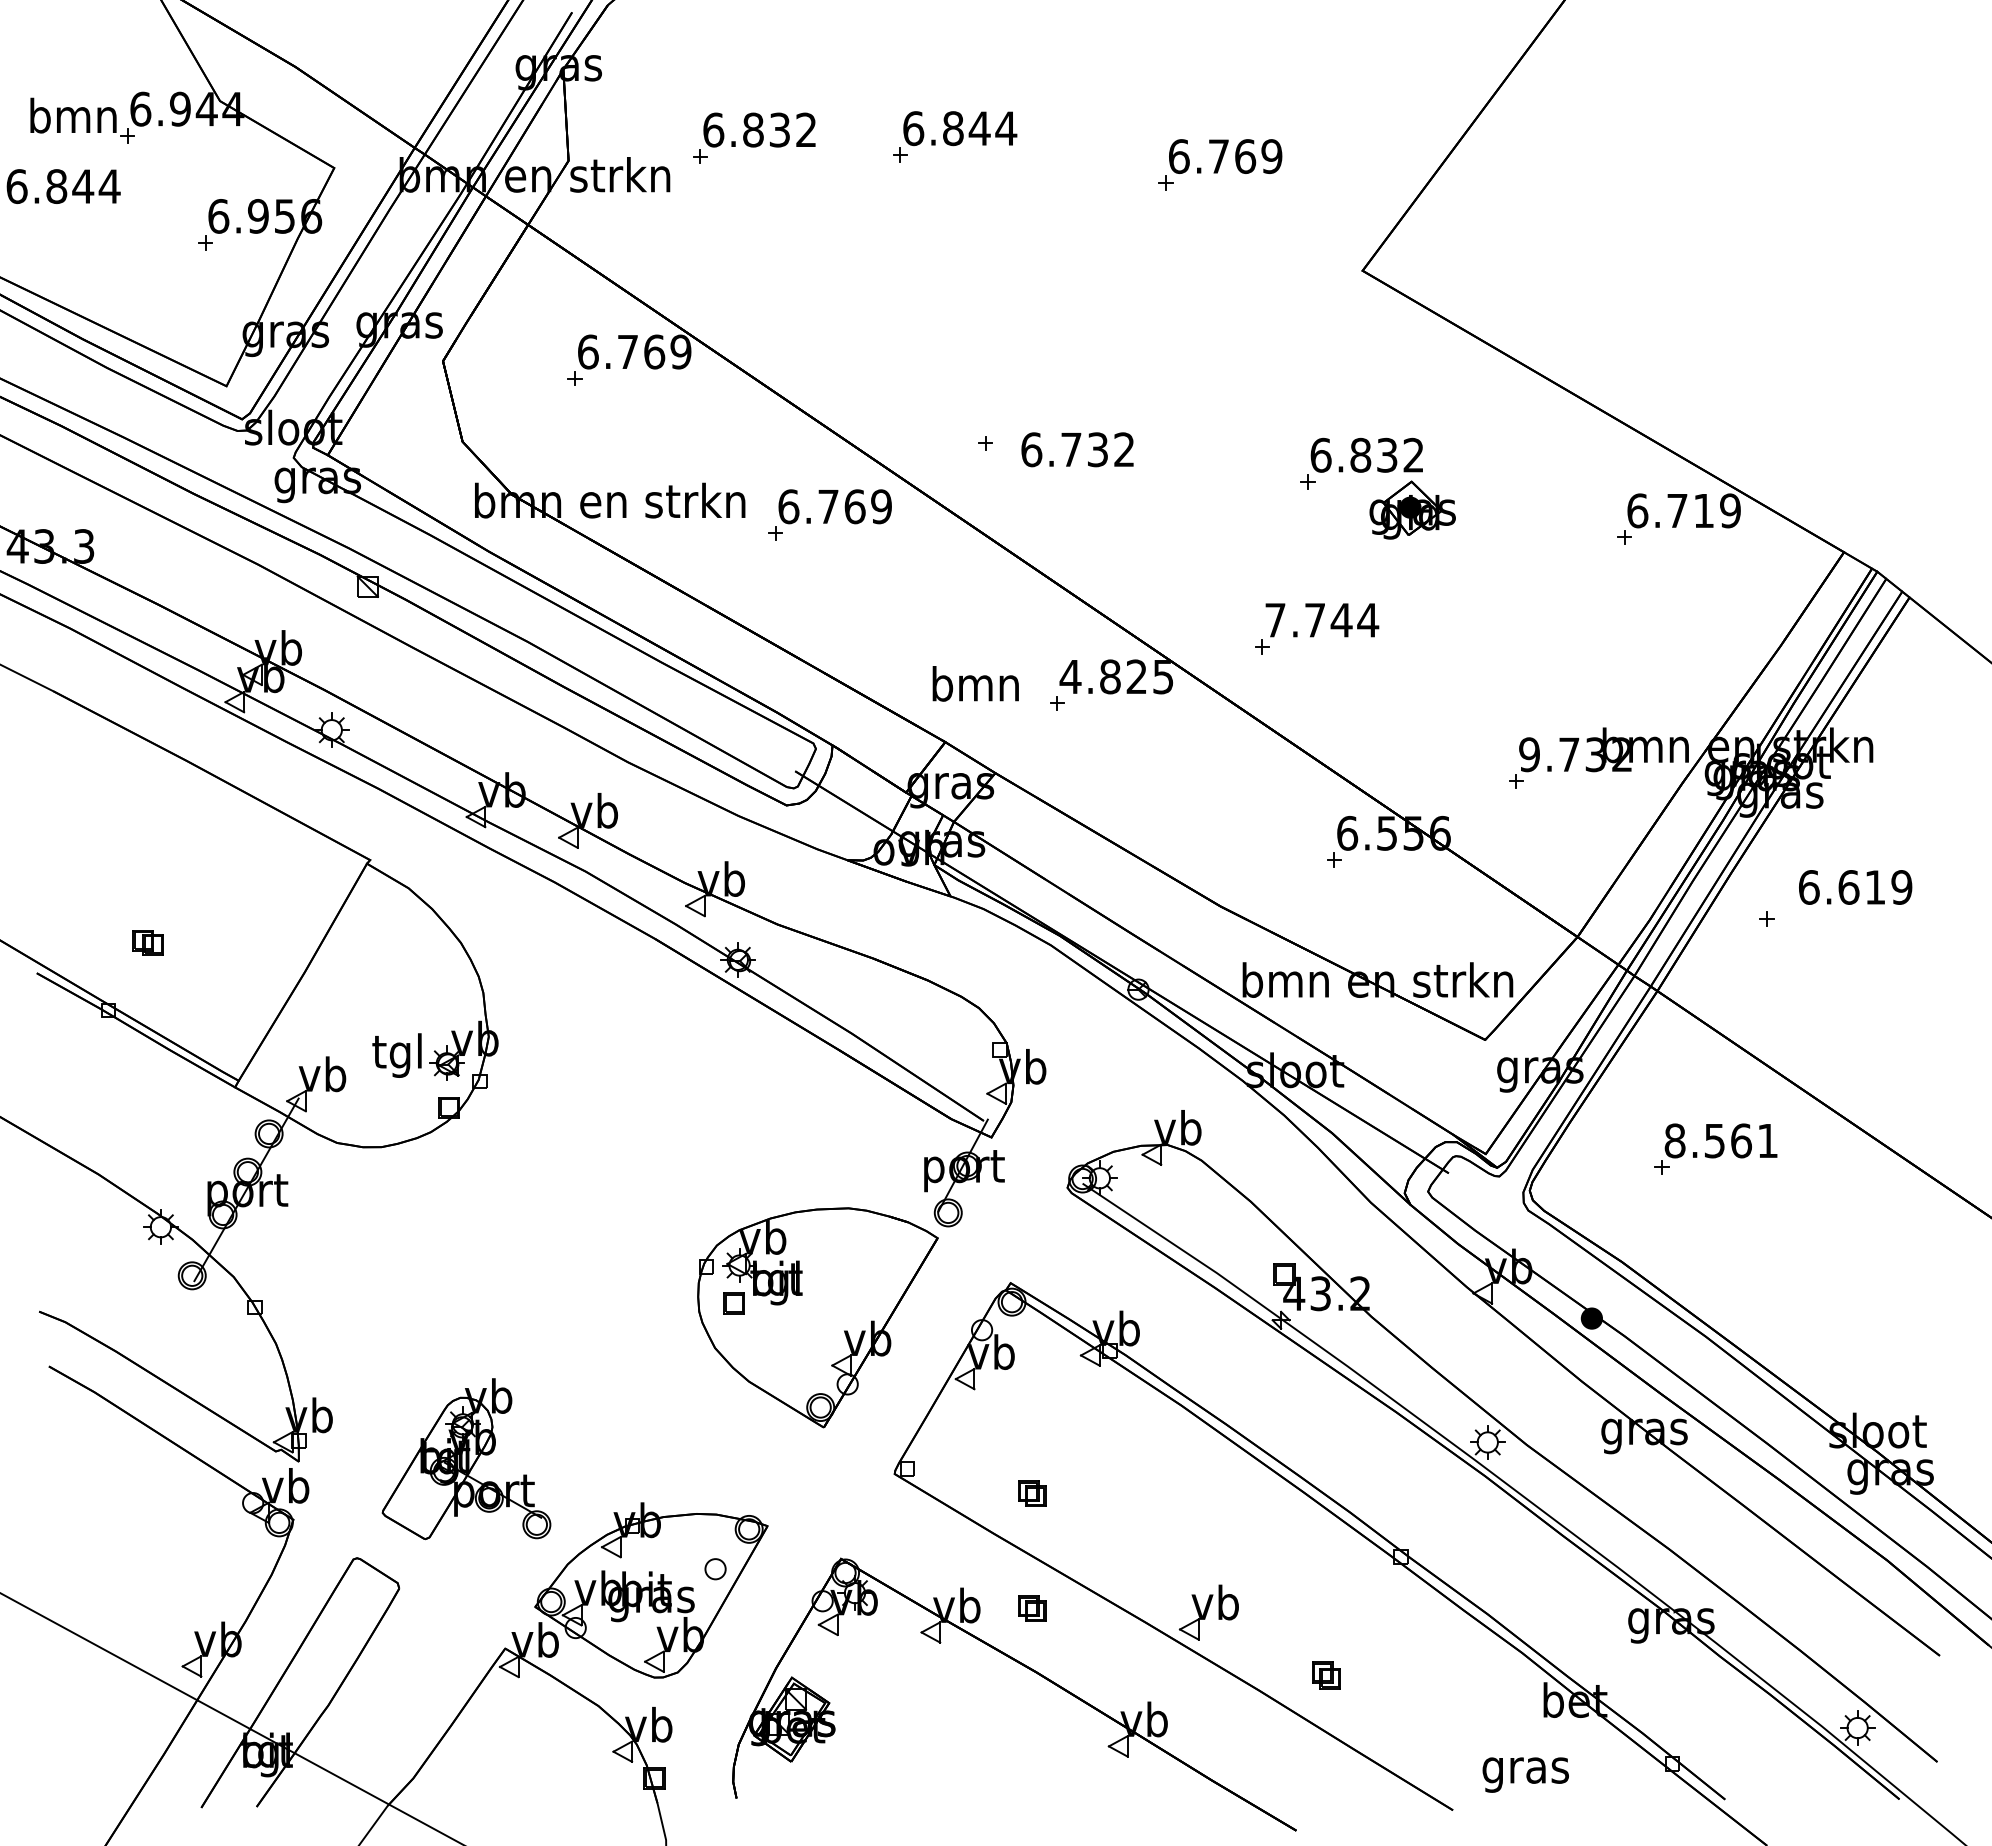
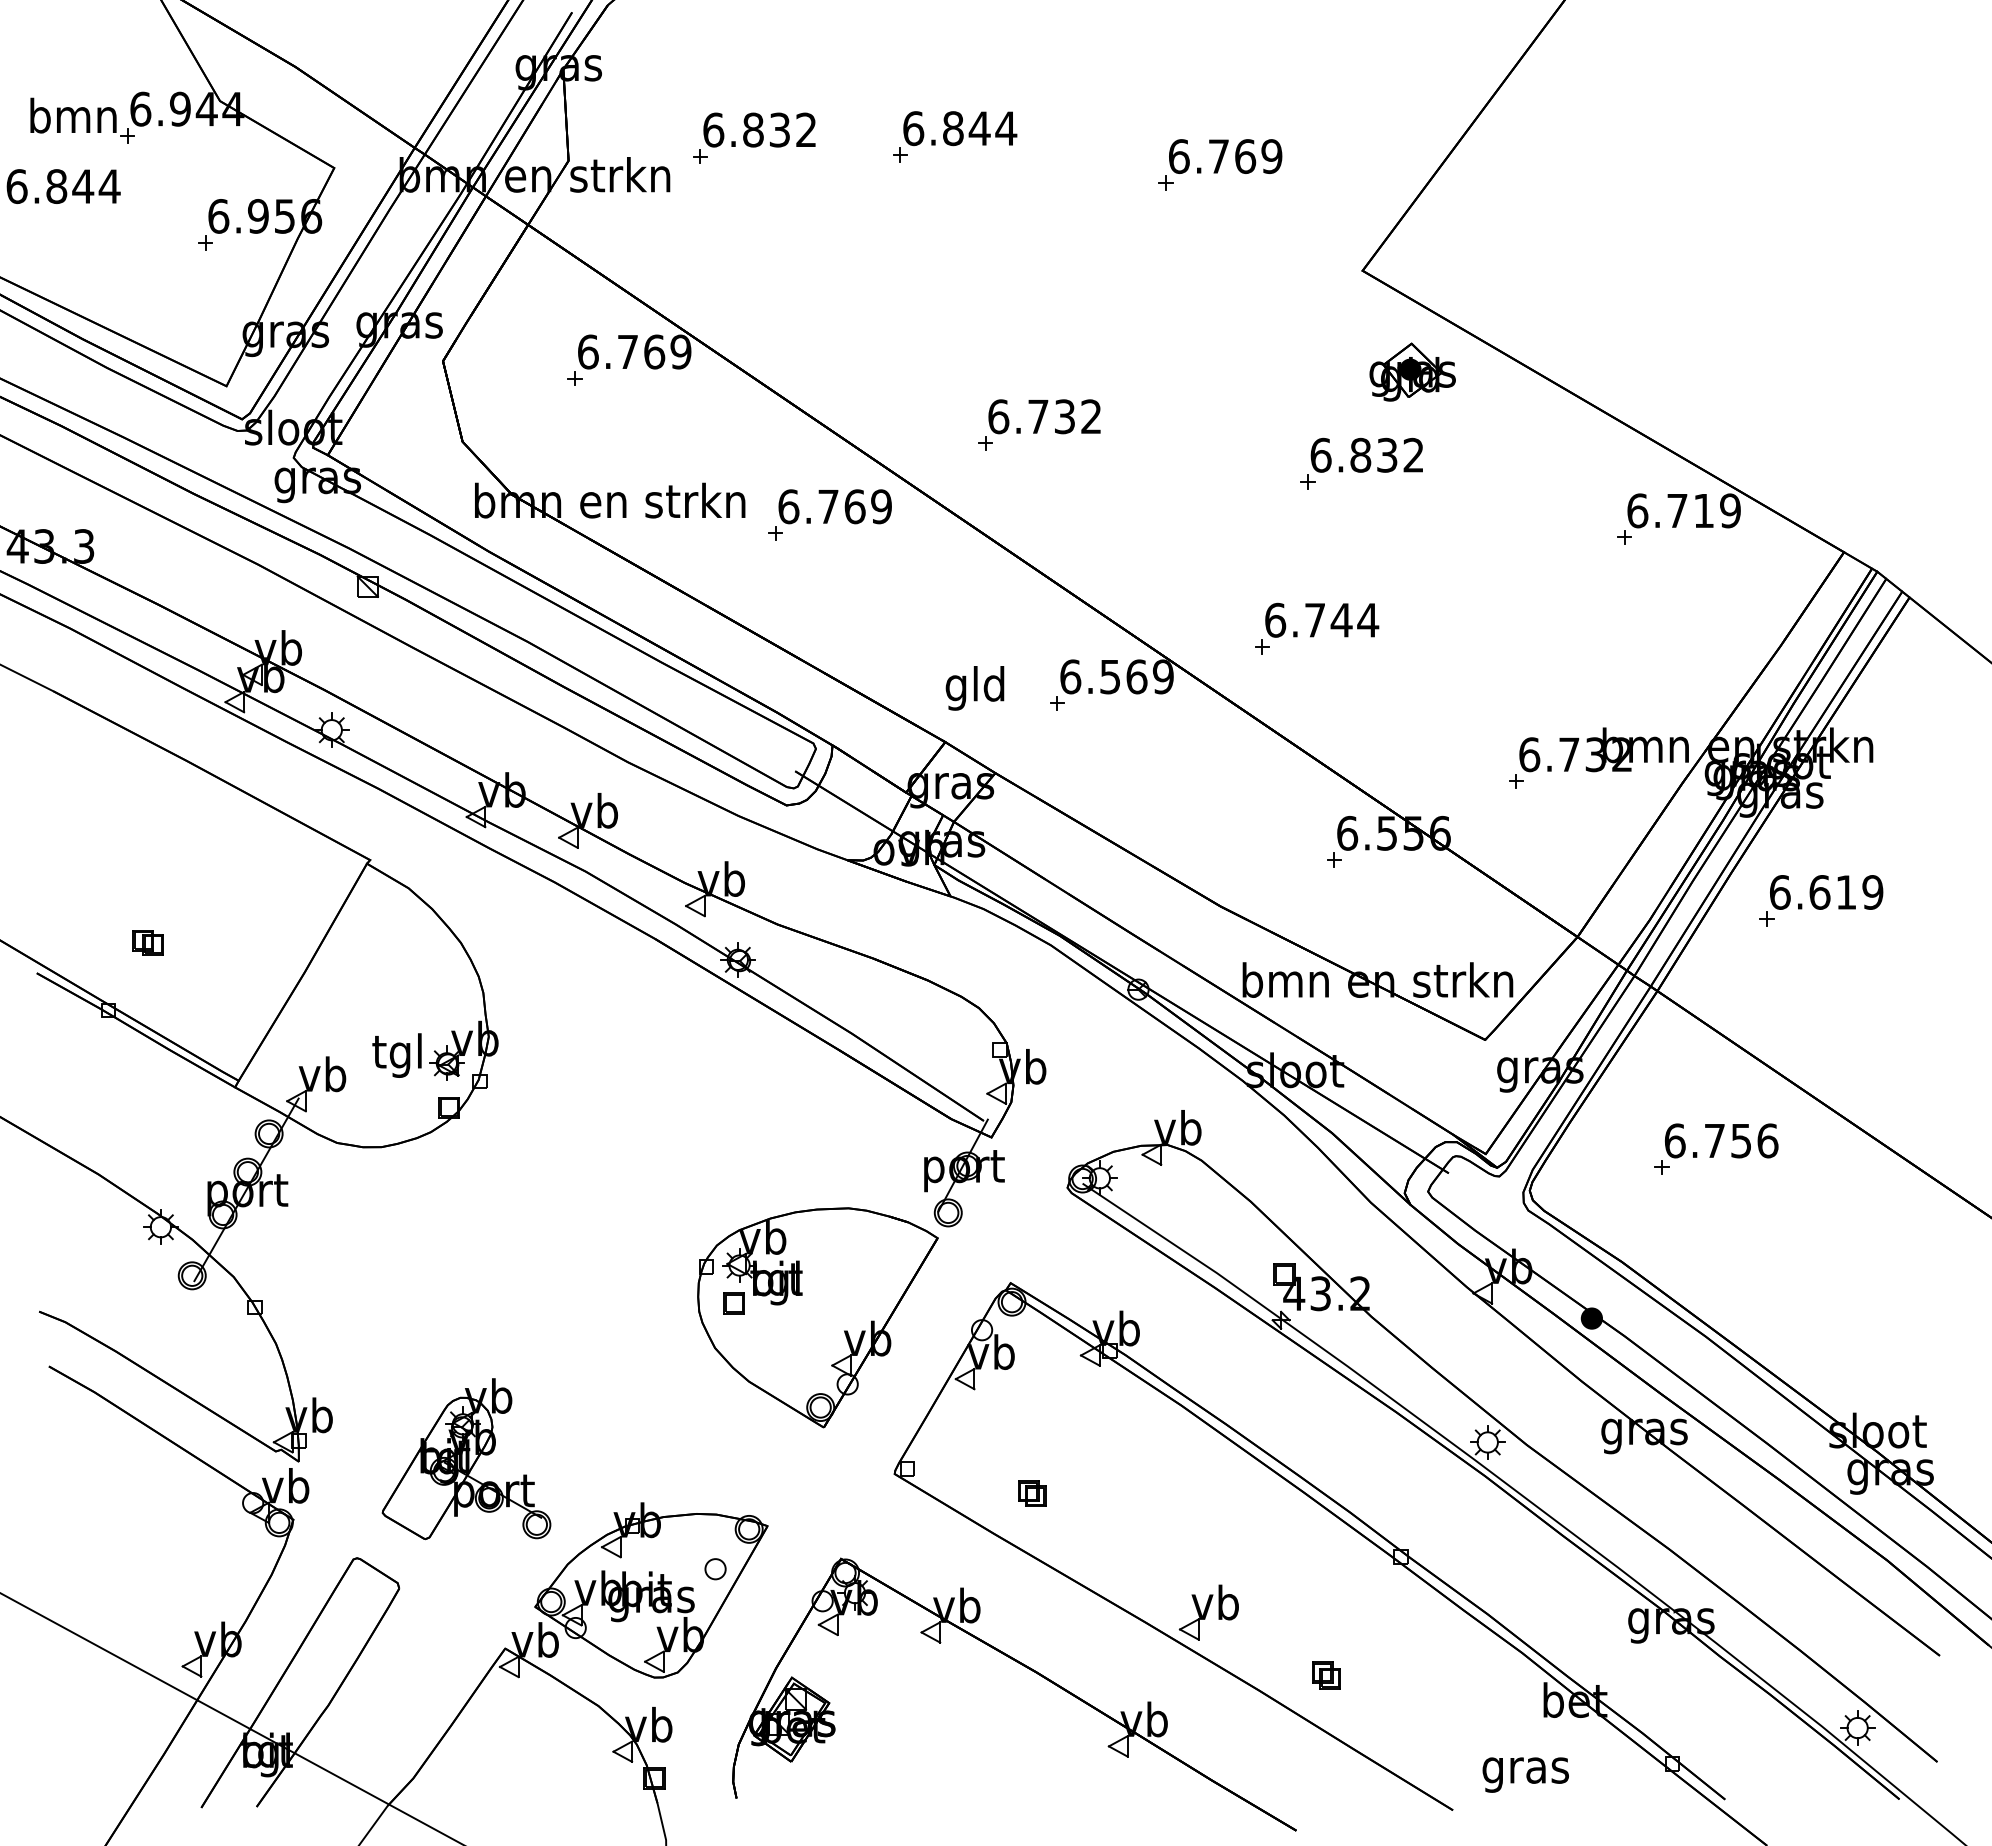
text position: (1077, 449) -> (1044, 416) (1044, 416)
part position: (1412, 509) -> (1412, 371) (1412, 371)
text: 7.744 -> 6.744 (1275, 619)
text: 4.825 -> 6.569 (1116, 676)
text: bmn -> gld (975, 688)
text: 9.732 -> 6.732 (1529, 754)
text position: (1855, 887) -> (1826, 892) (1826, 892)
text: 8.561 -> 6.756 (1721, 1140)
part: present -> none (1032, 1608)
